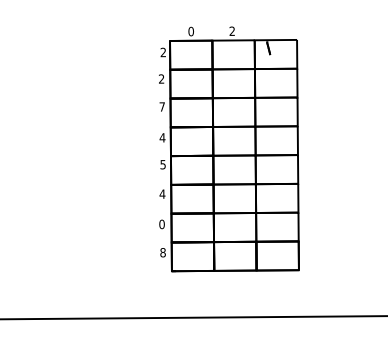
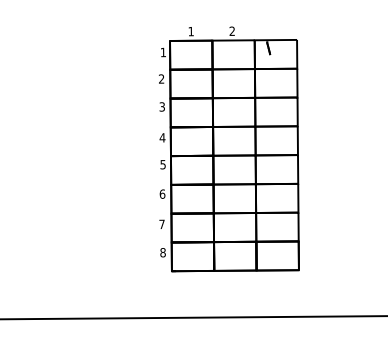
text: 0 -> 1 (190, 31)
text: 2 -> 1 (162, 51)
text: 7 -> 3 (161, 106)
text: 4 -> 6 (162, 193)
text: 0 -> 7 (161, 224)
